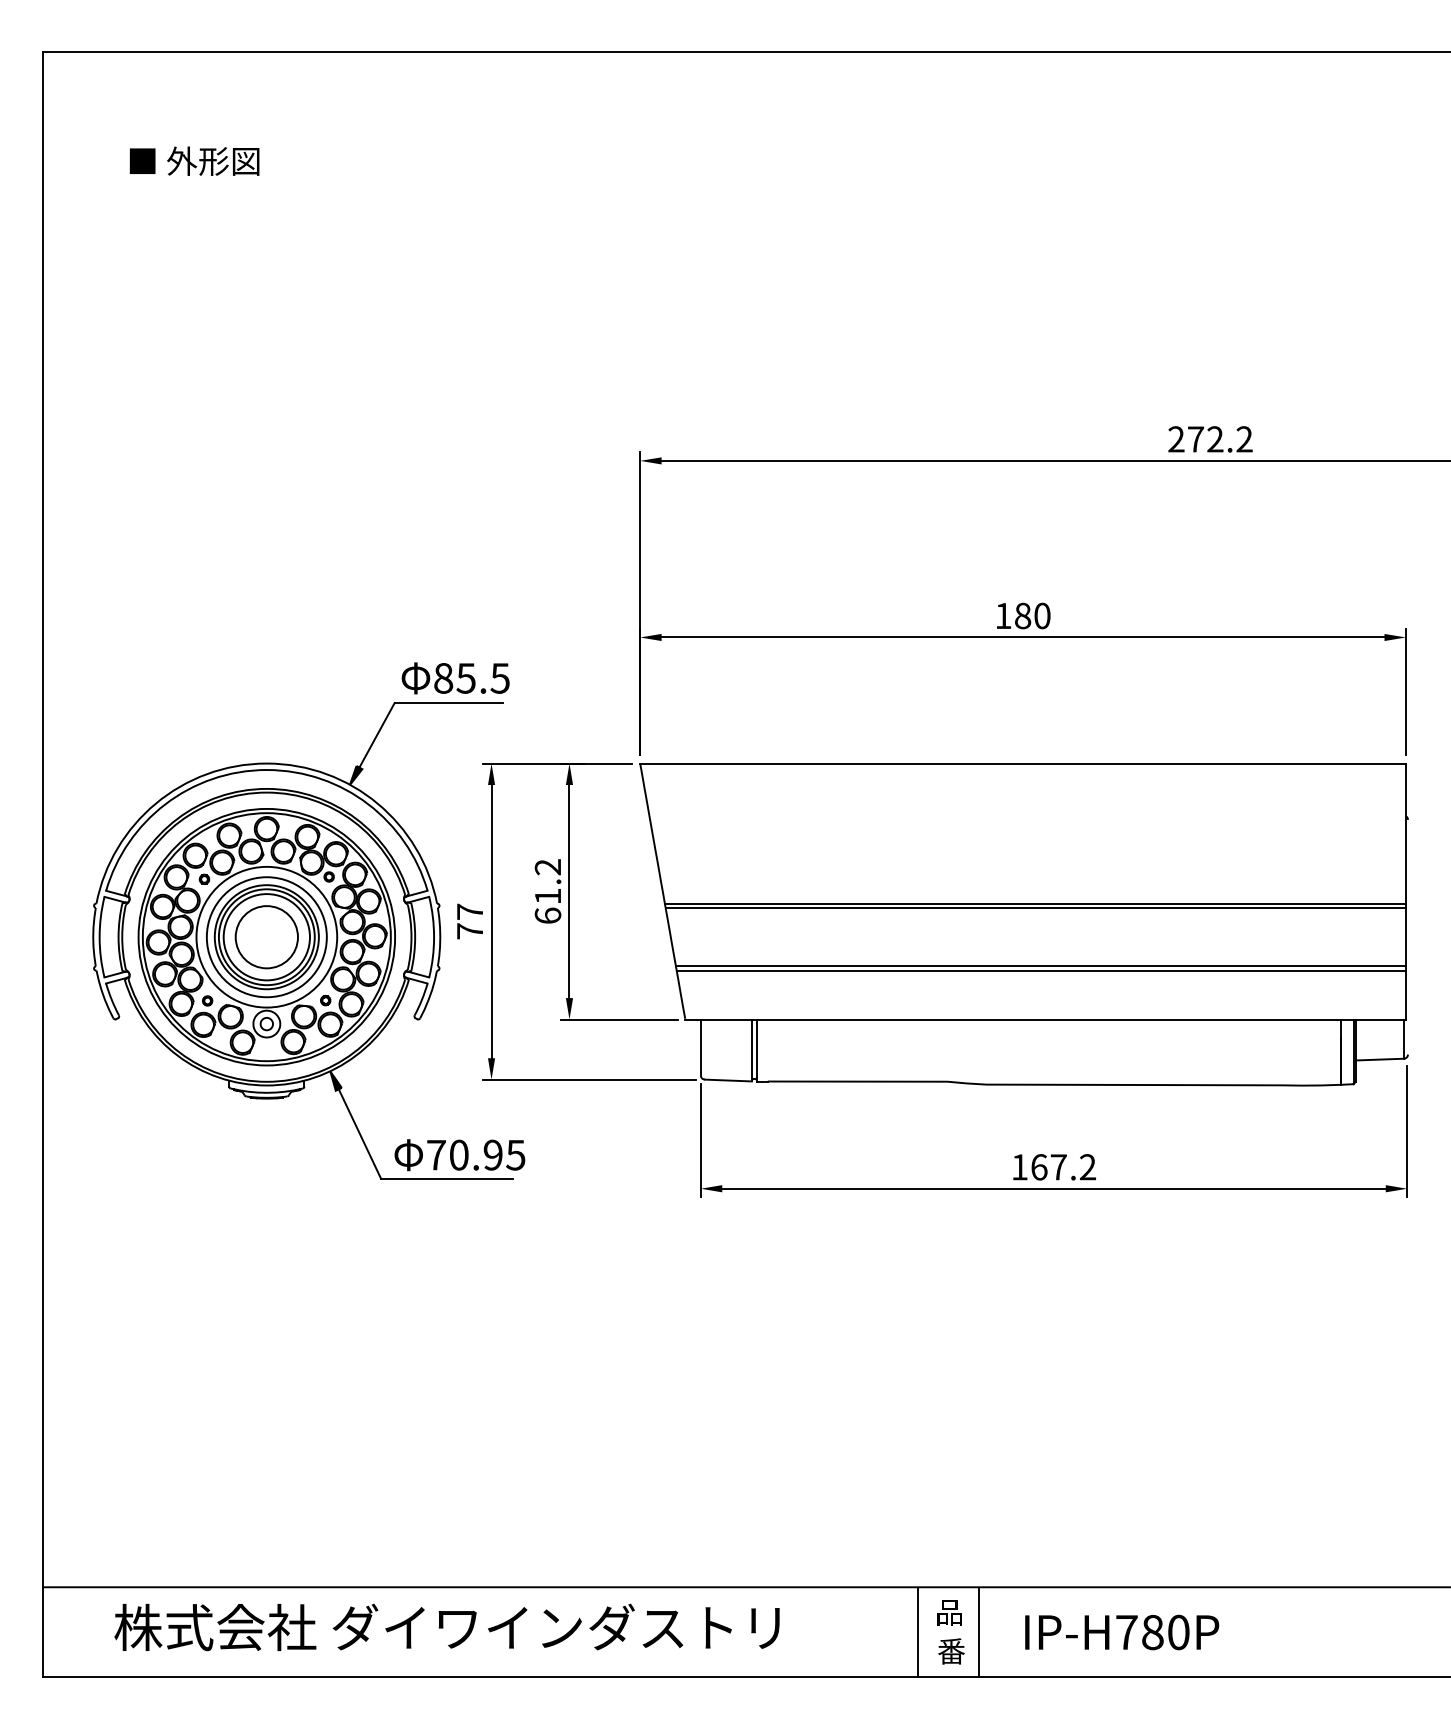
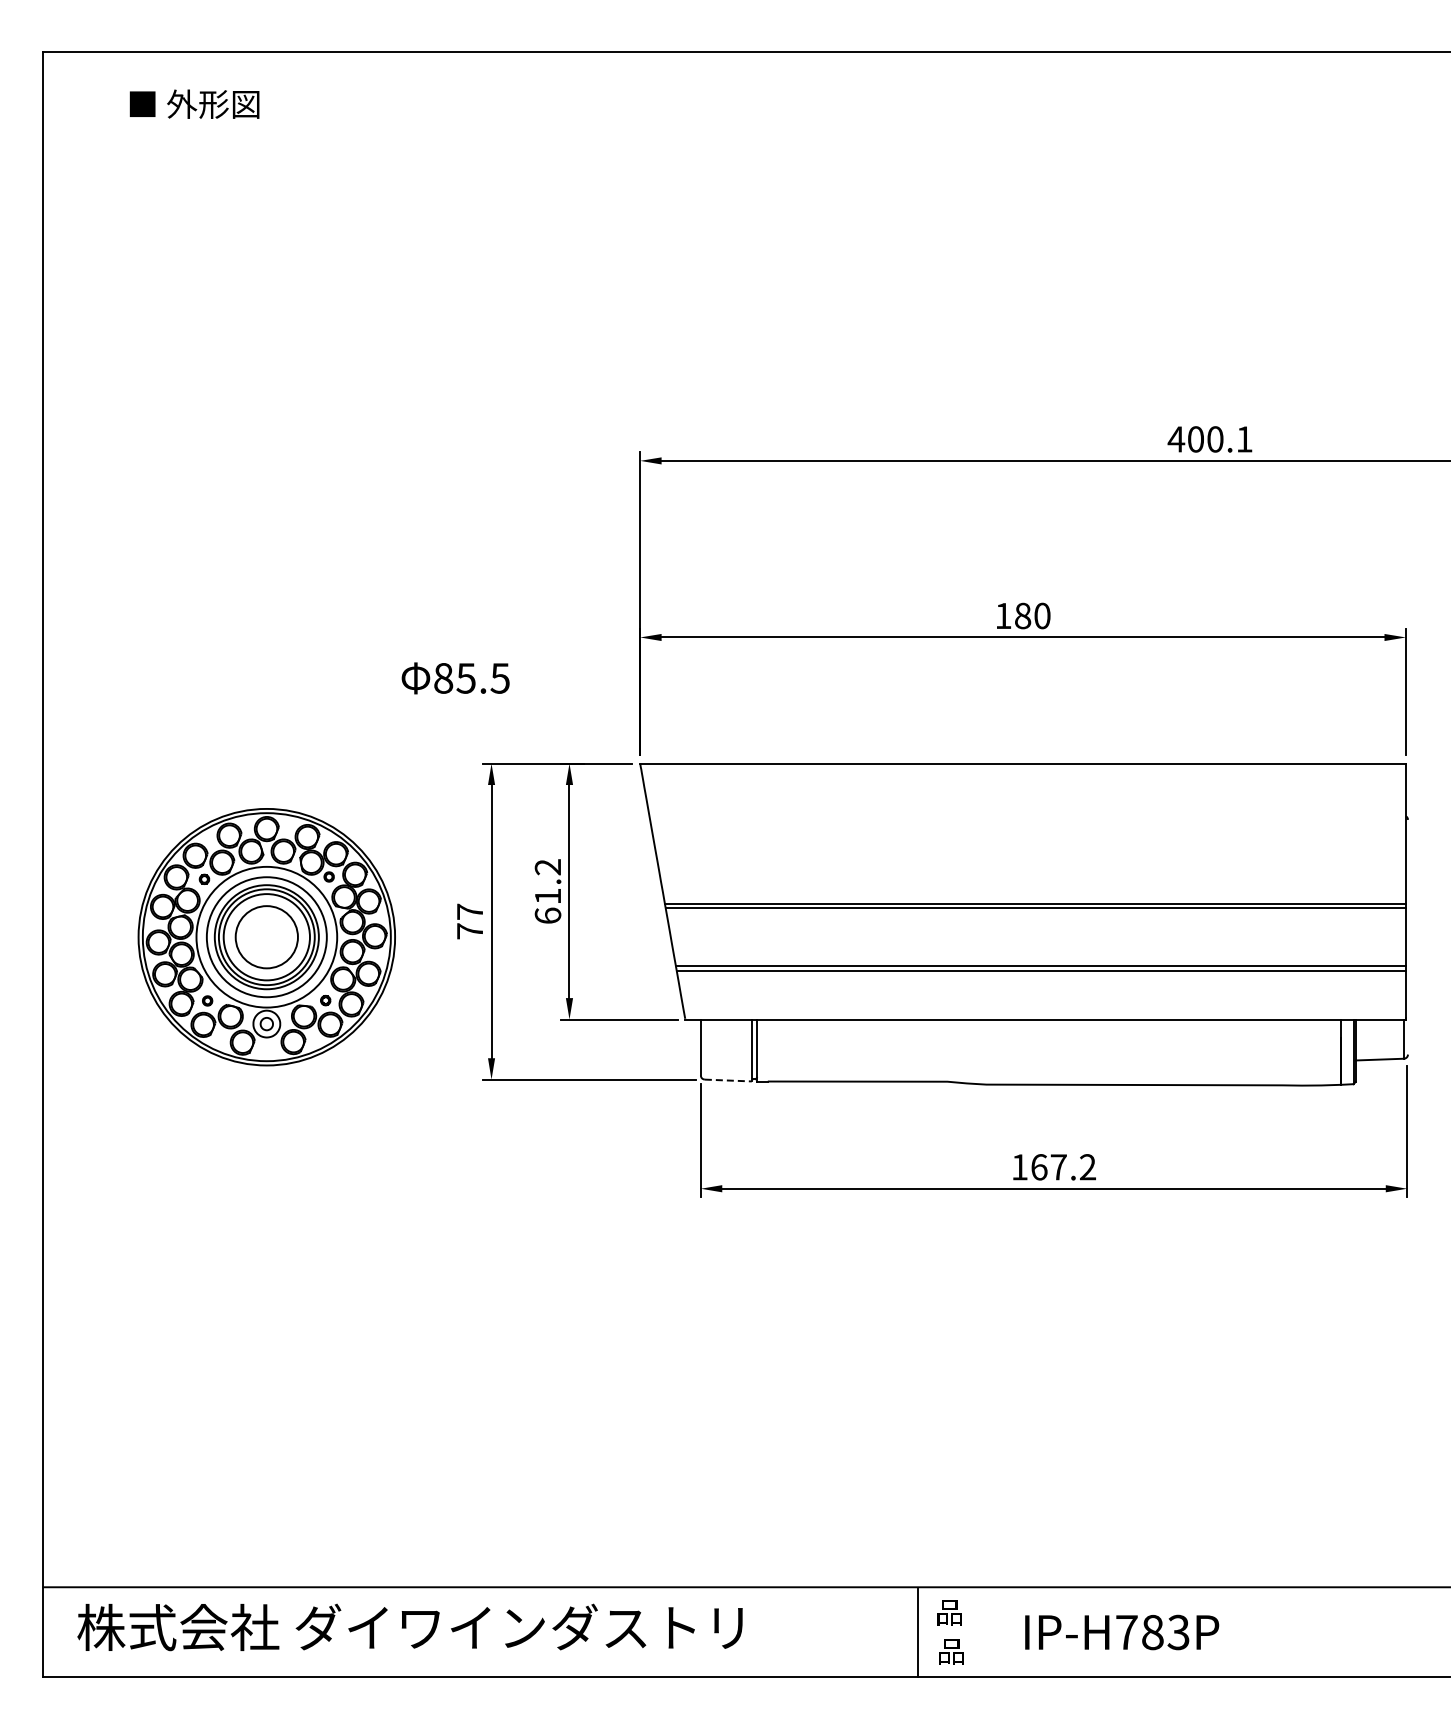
text position: (194, 160) -> (194, 103) (194, 103)
text: 272.2 -> 400.1 (1209, 439)
part: present -> none (308, 940)
line: solid -> dashed (728, 1080)
text position: (446, 1627) -> (409, 1627) (409, 1627)
line: present -> none (979, 1632)
text: IP-H780P -> IP-H783P (1178, 1632)
text: 番 -> 品 (951, 1651)
